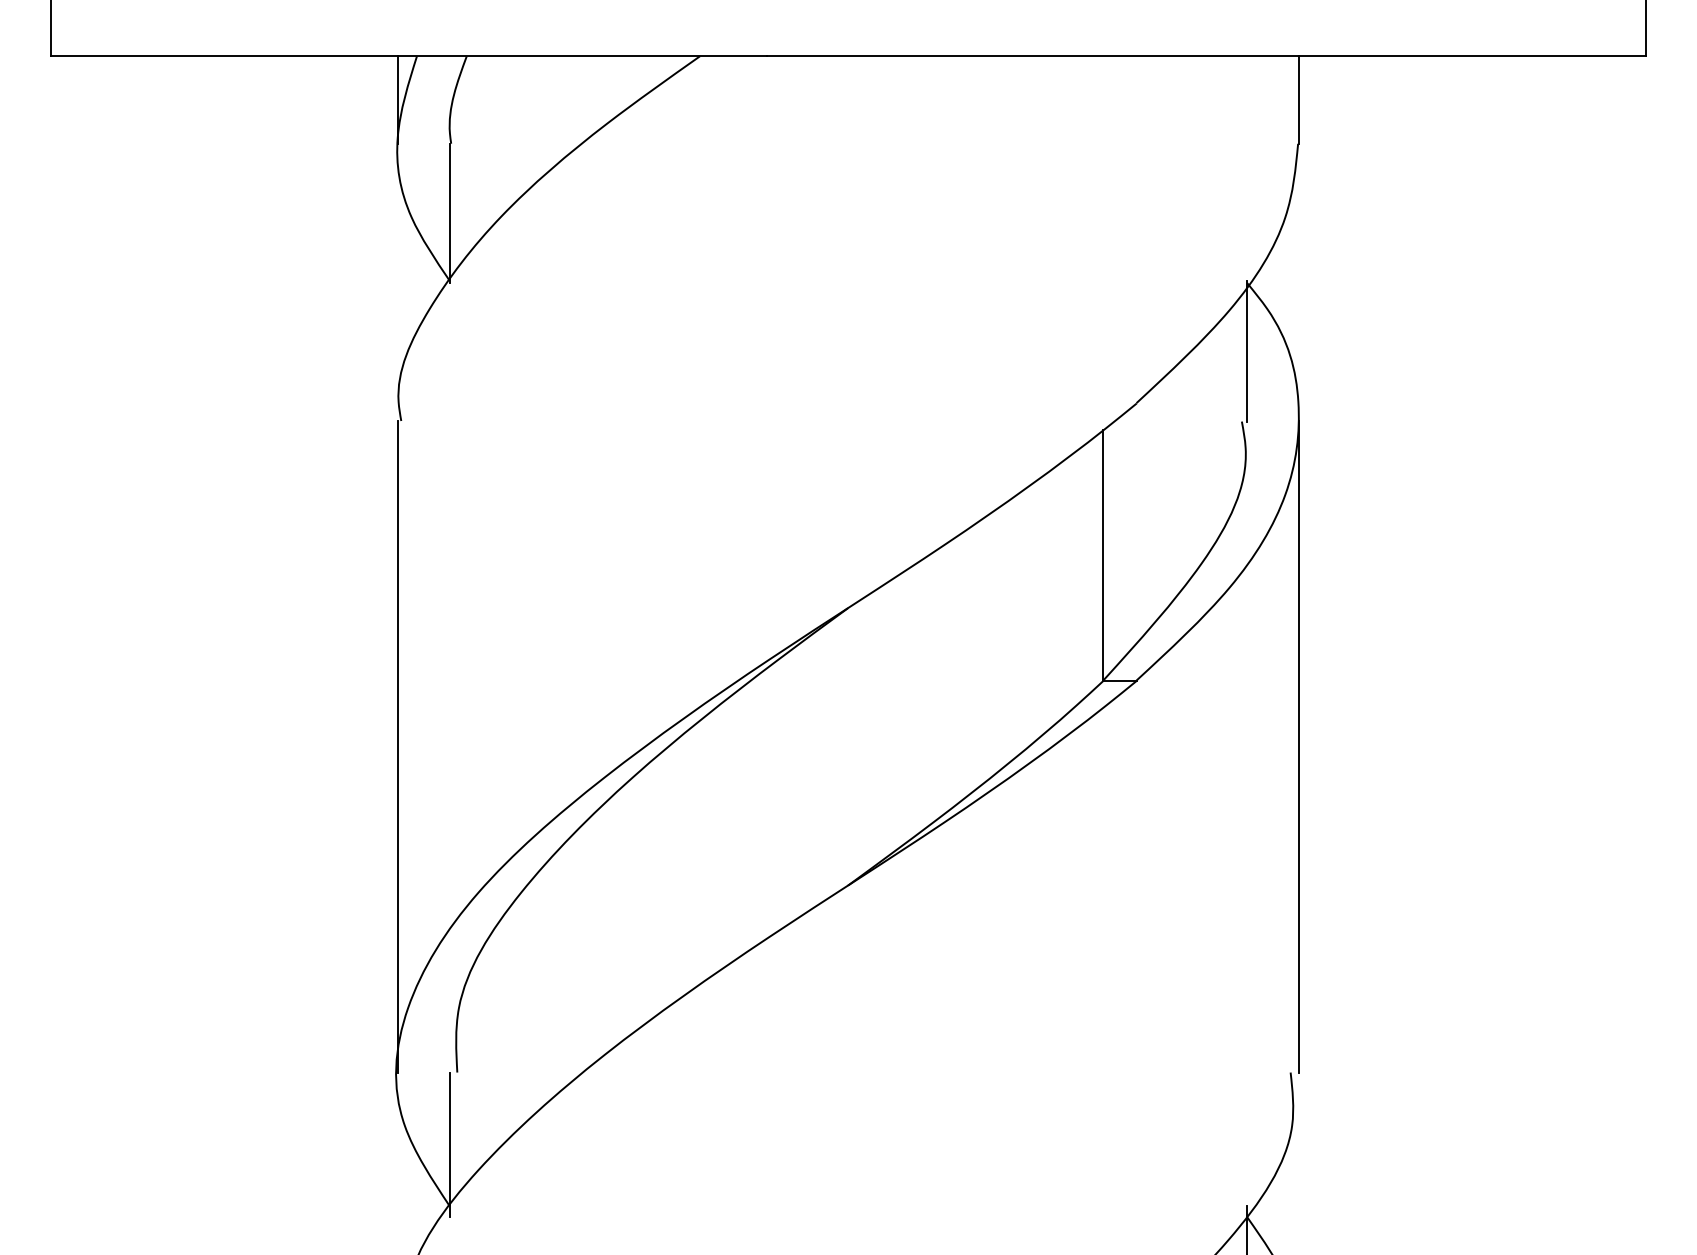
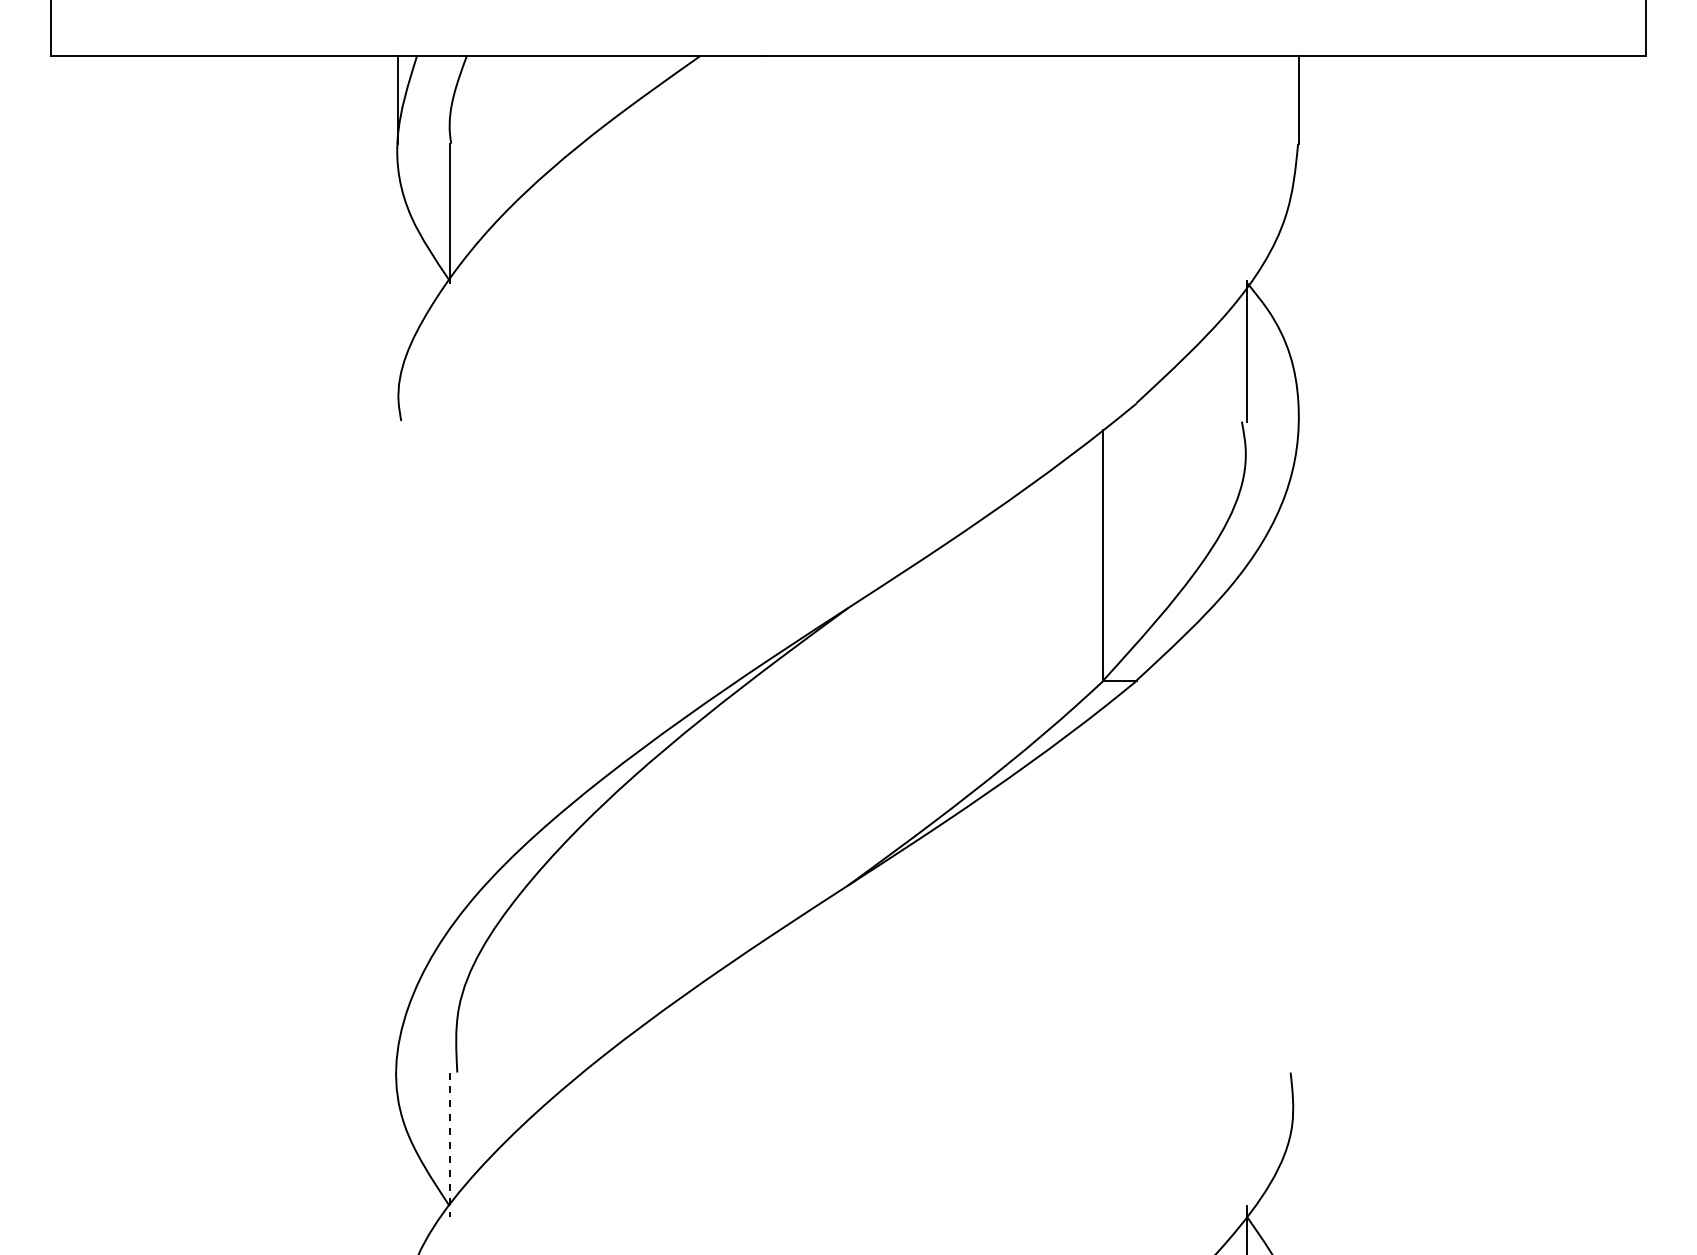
line: present -> none (397, 746)
line: present -> none (1299, 746)
line: solid -> dashed (449, 1145)
